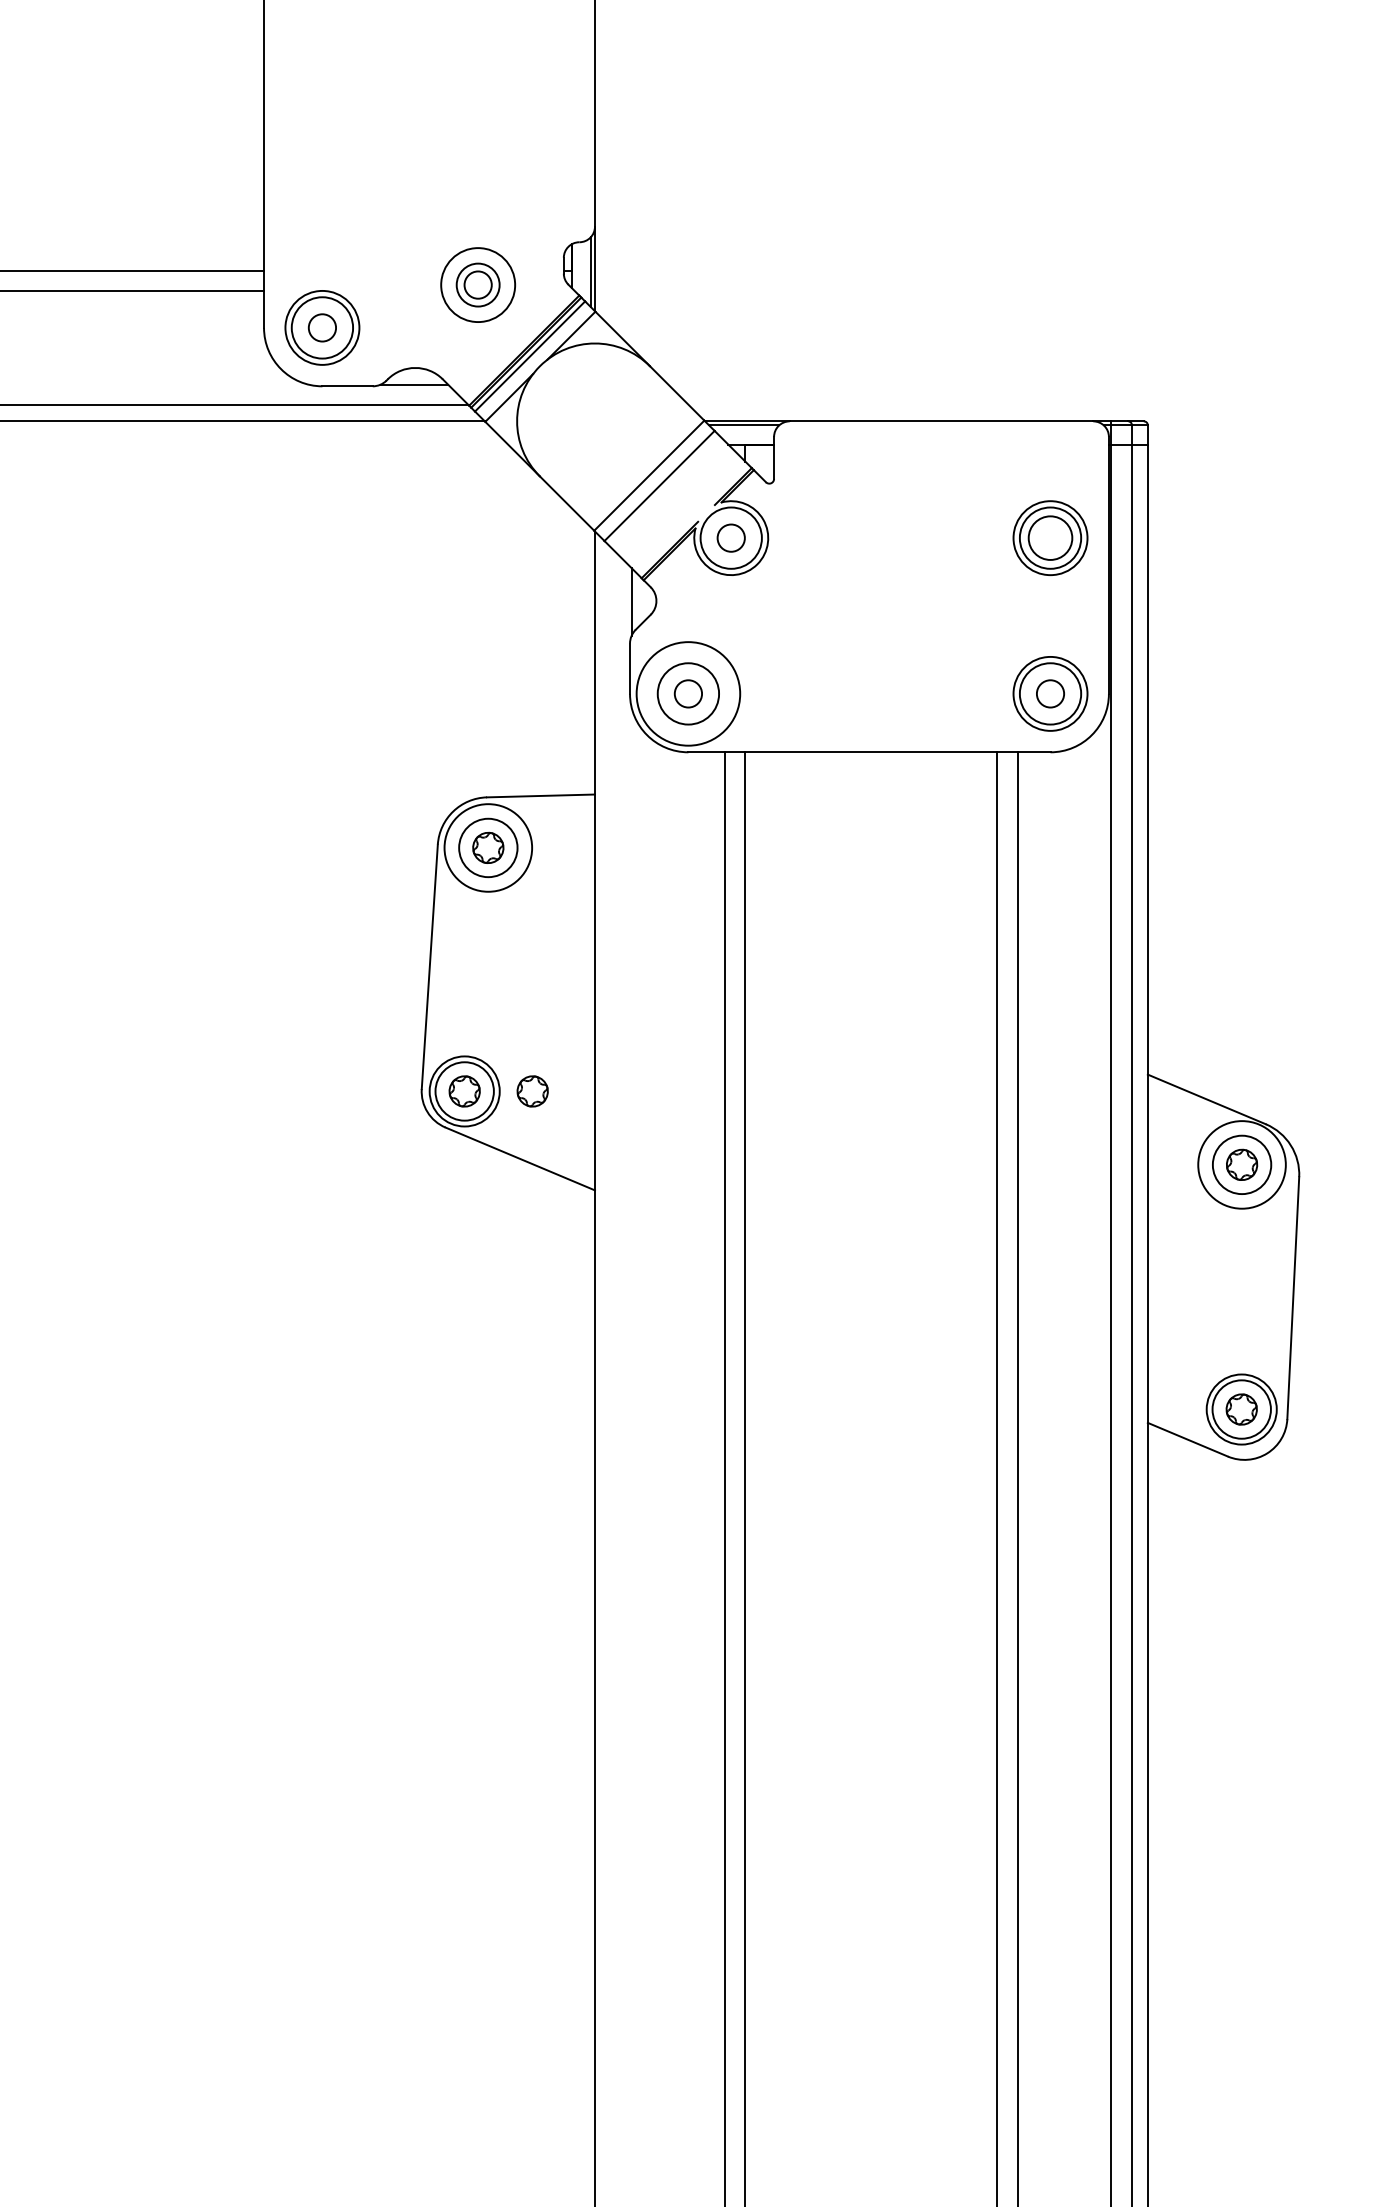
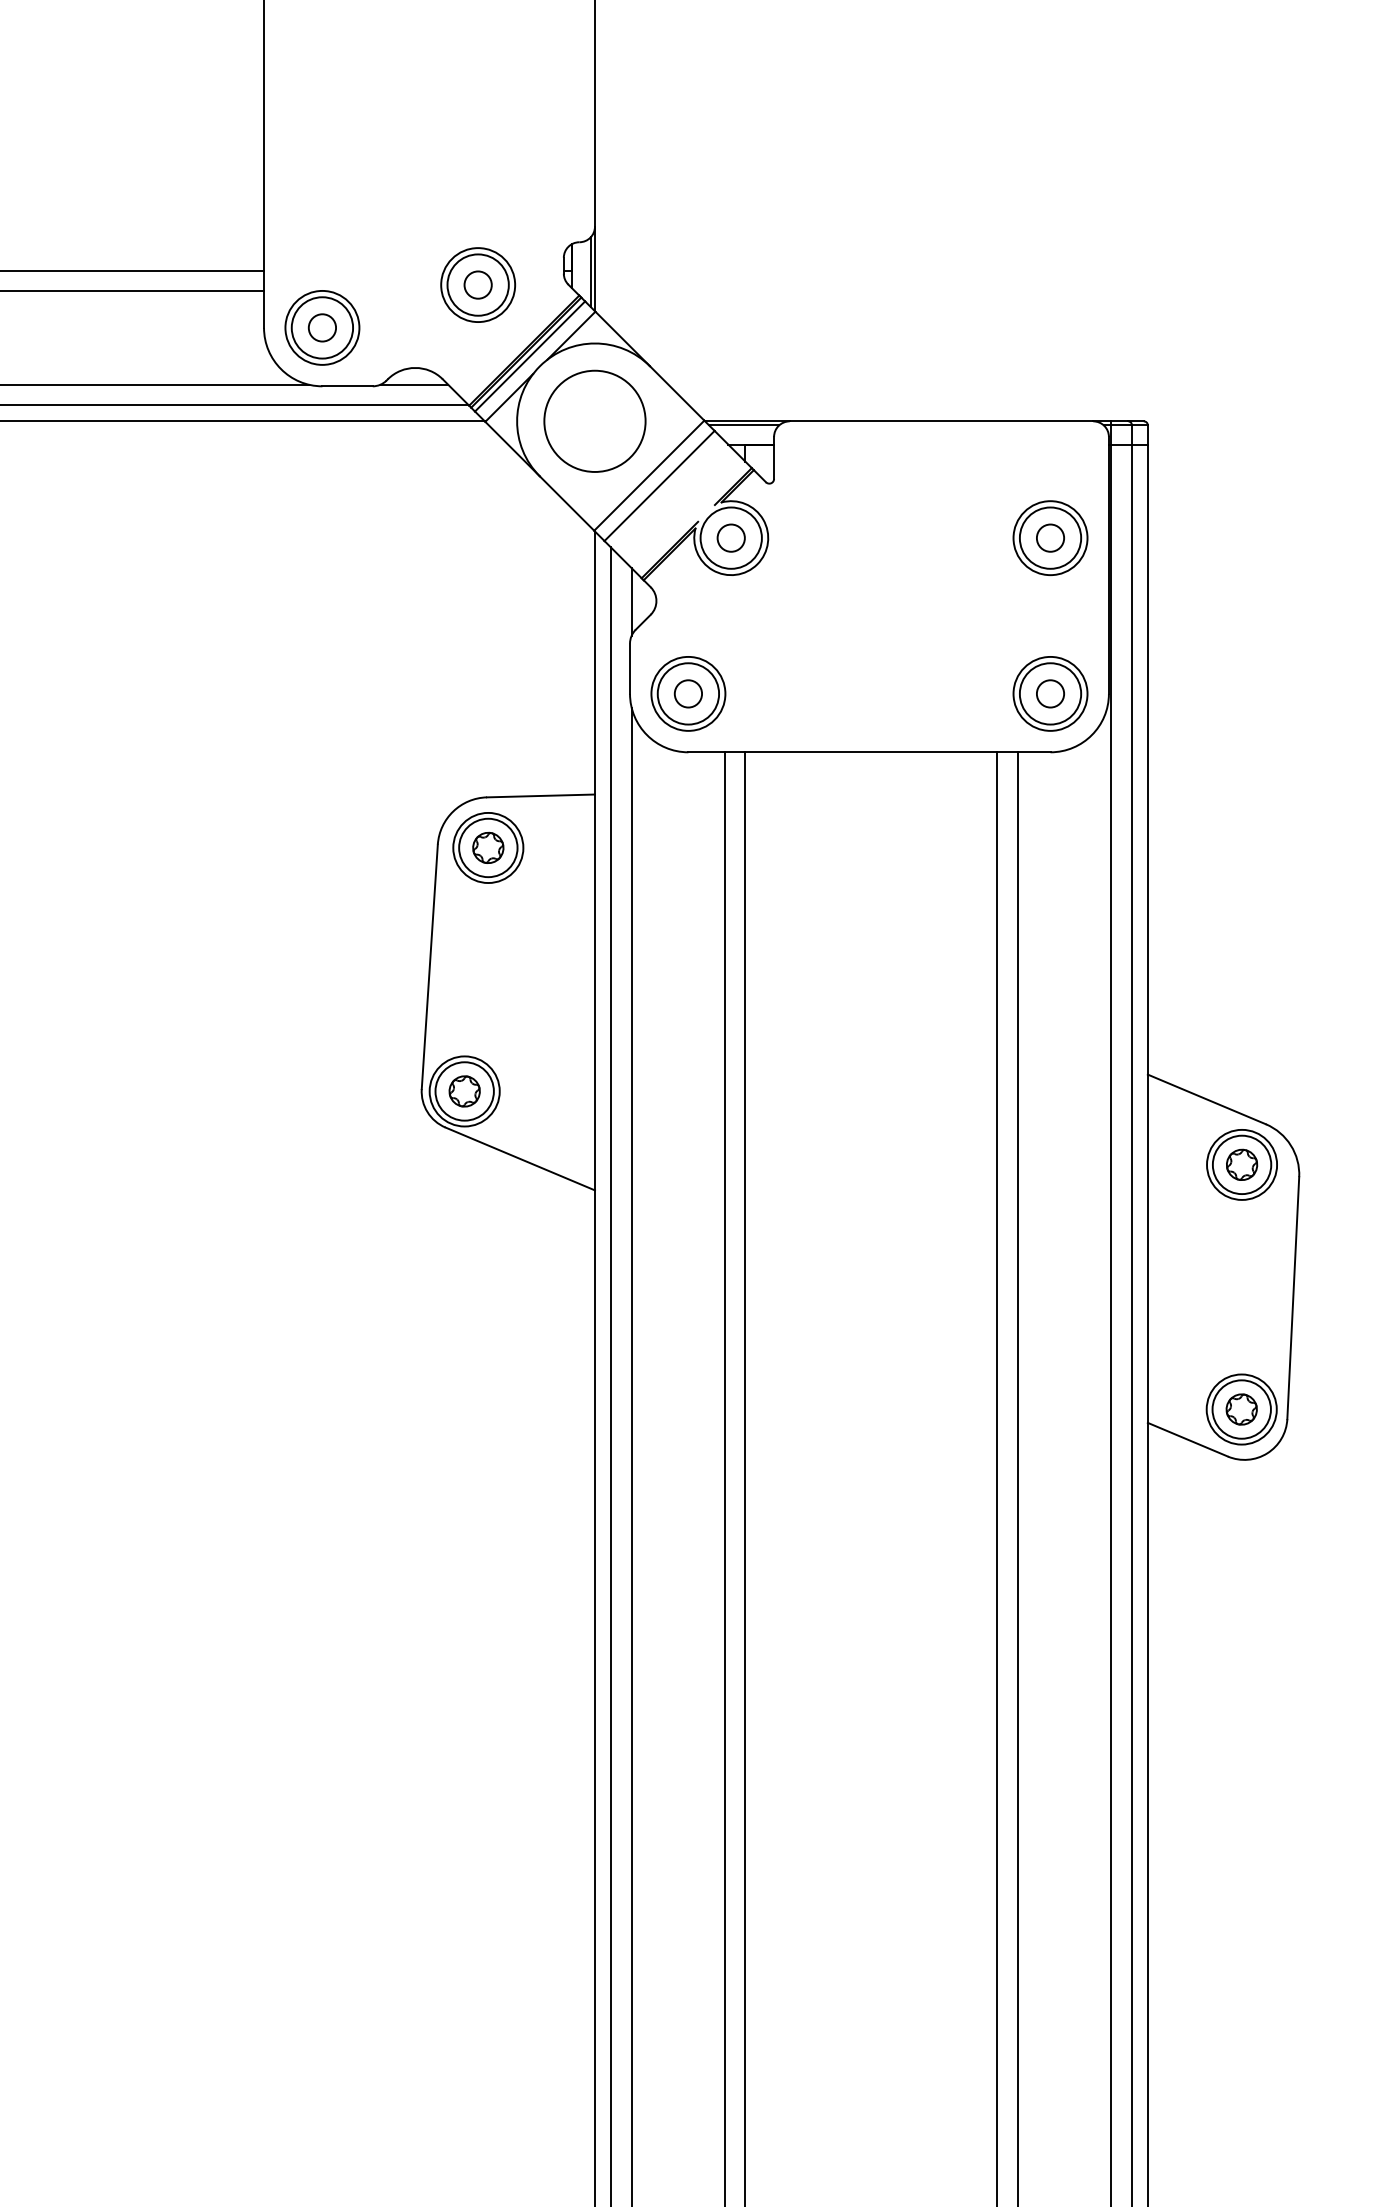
circle diameter: 43 px -> 61 px (477, 284)
line: none -> present (155, 384)
circle: none -> present (594, 420)
circle diameter: 44 px -> 27 px (1050, 537)
circle diameter: 104 px -> 74 px (688, 693)
circle diameter: 88 px -> 70 px (488, 847)
part: present -> none (532, 1091)
circle diameter: 88 px -> 70 px (1242, 1164)
line: none -> present (610, 1375)
line: none -> present (631, 1455)
